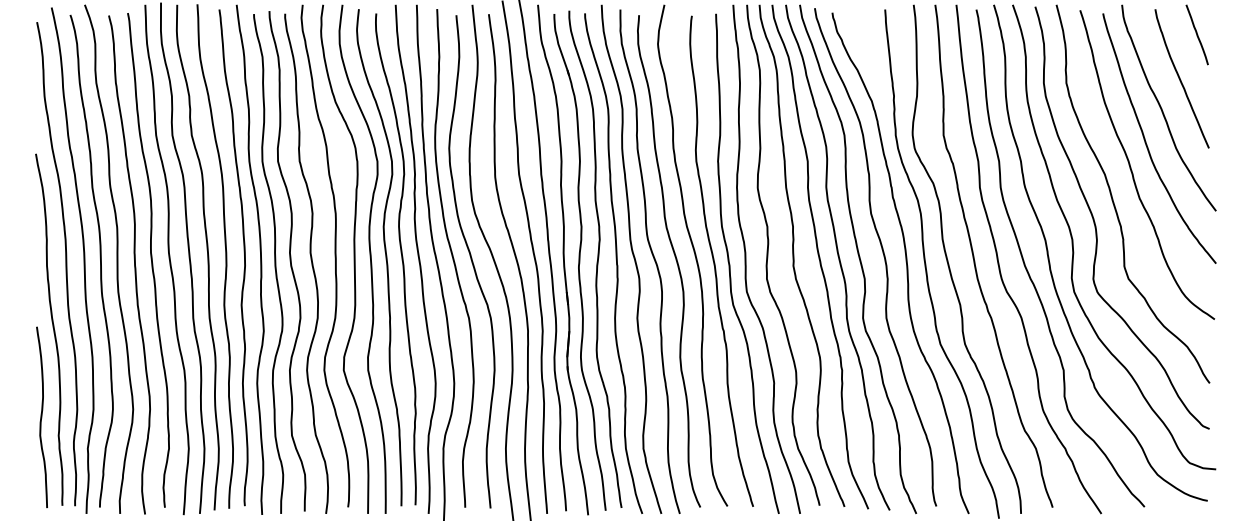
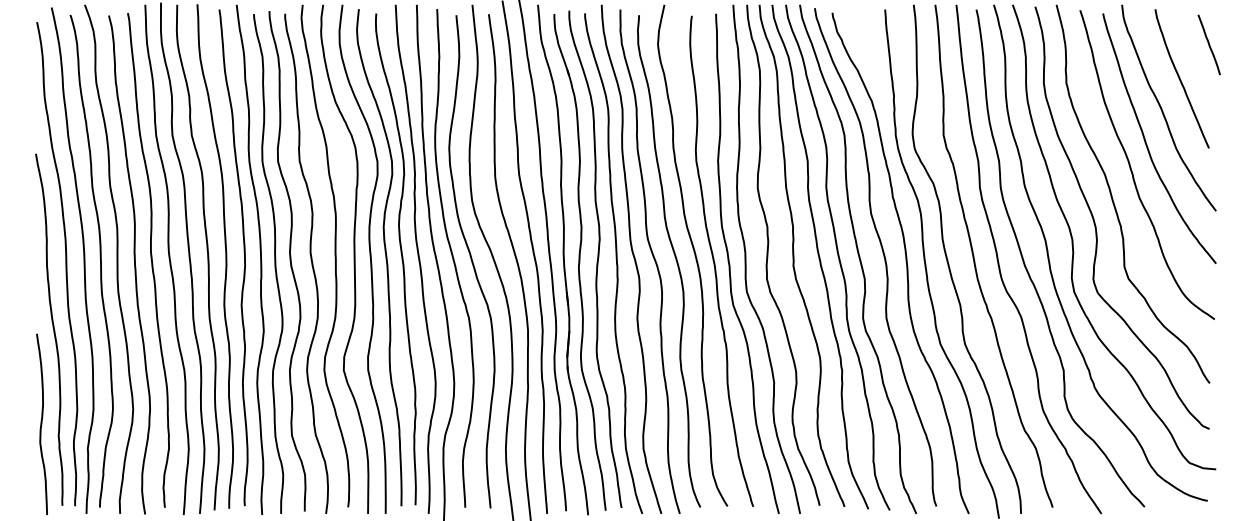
line position: (1196, 34) -> (1208, 44) (1208, 44)
curve position: (41, 416) -> (41, 423) (41, 423)
